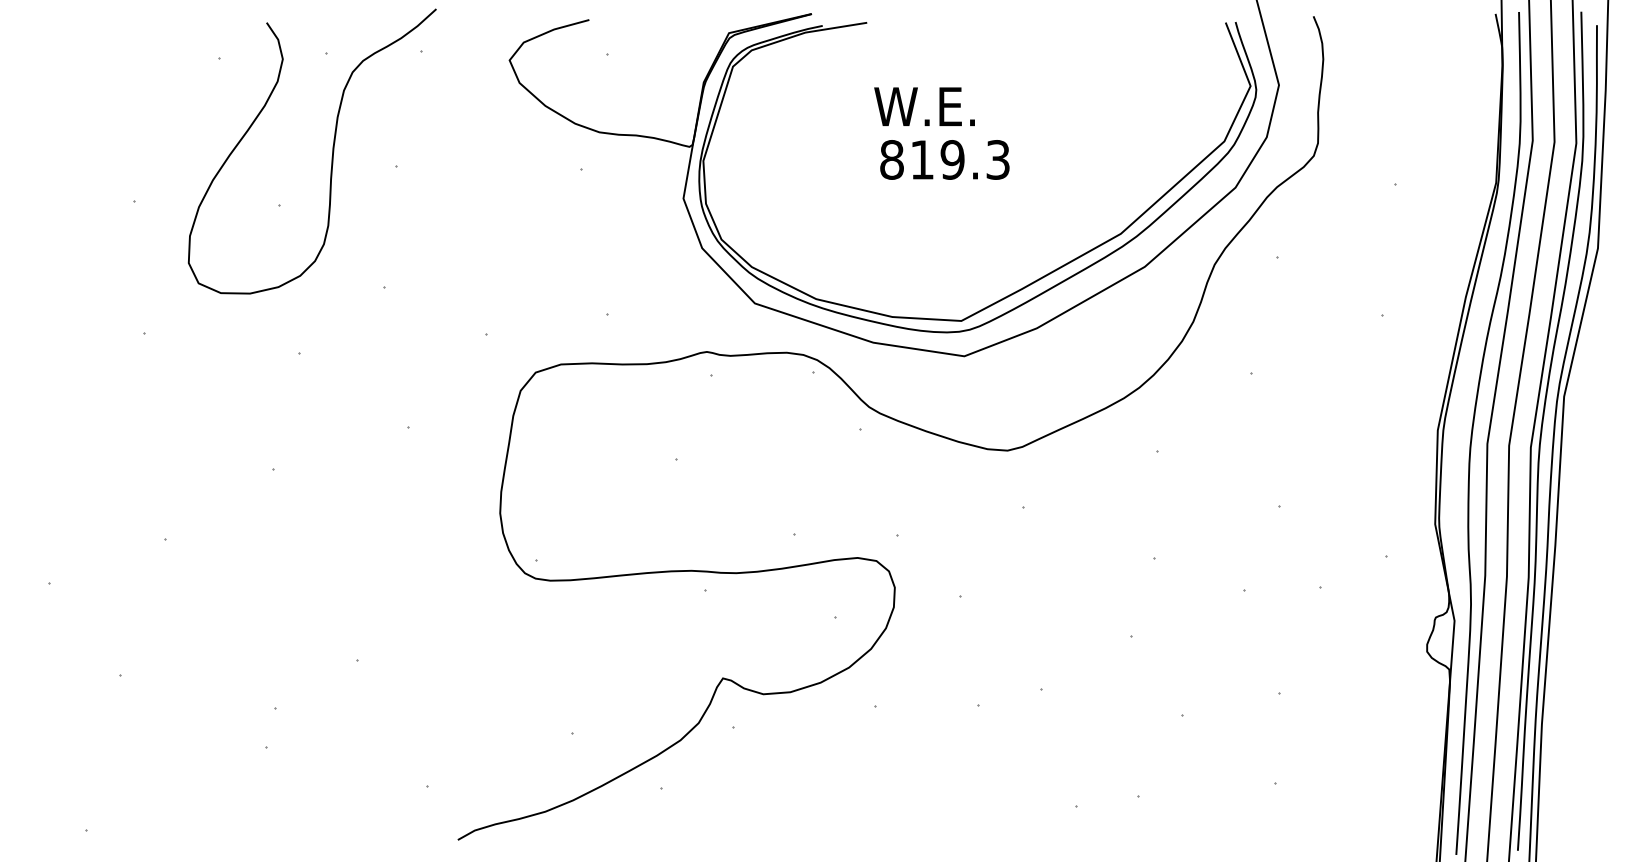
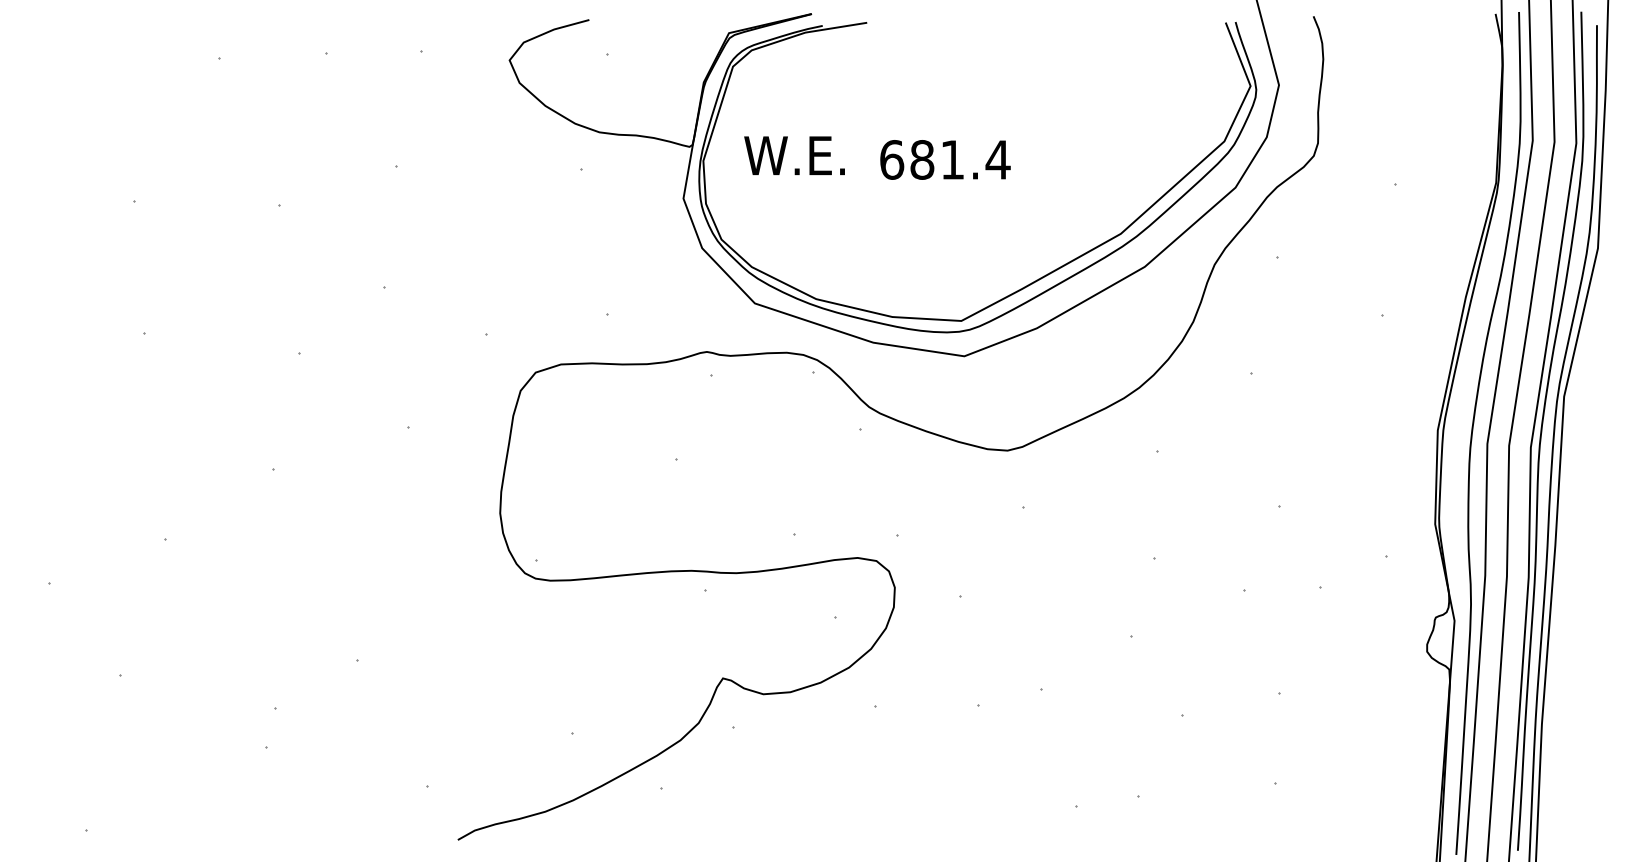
text position: (924, 106) -> (794, 155) (794, 155)
curve: present -> none (331, 156)
text: 819.3 -> 681.4 (945, 159)
